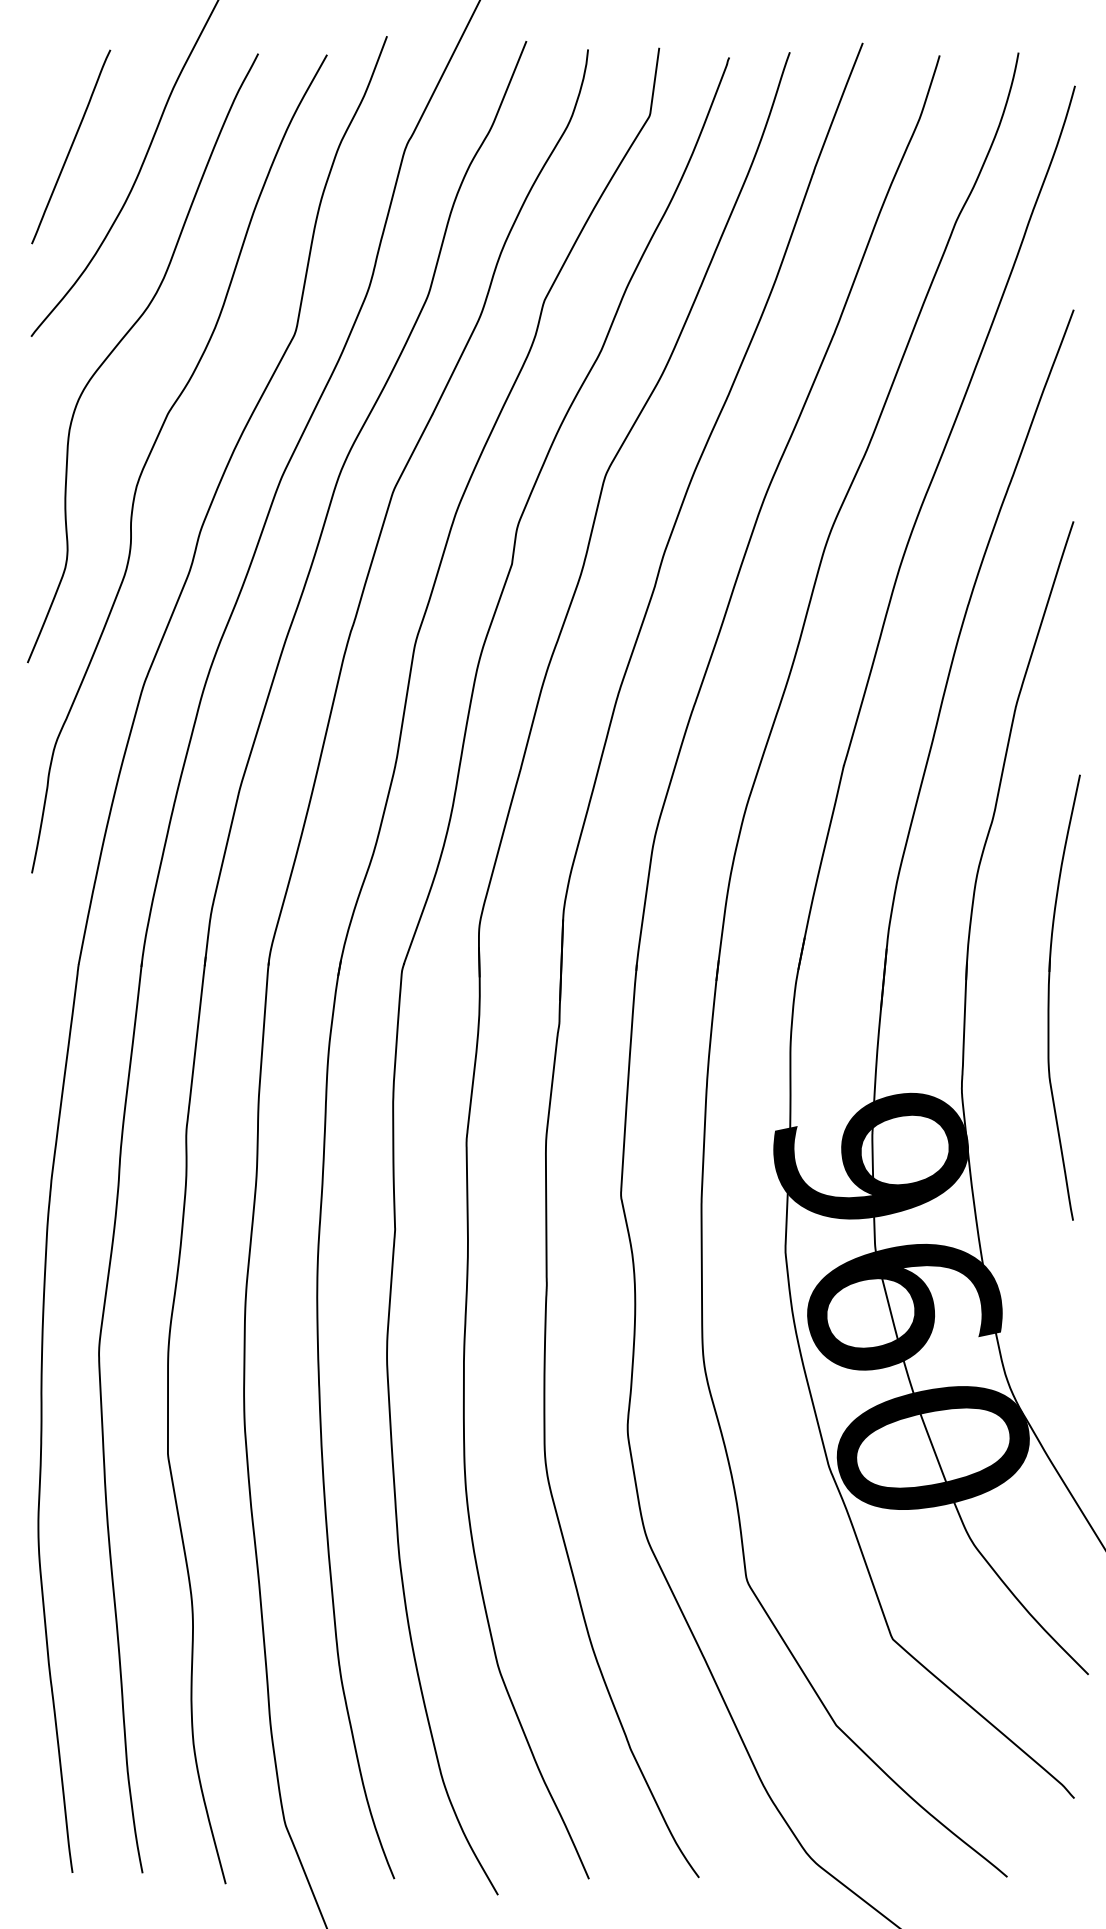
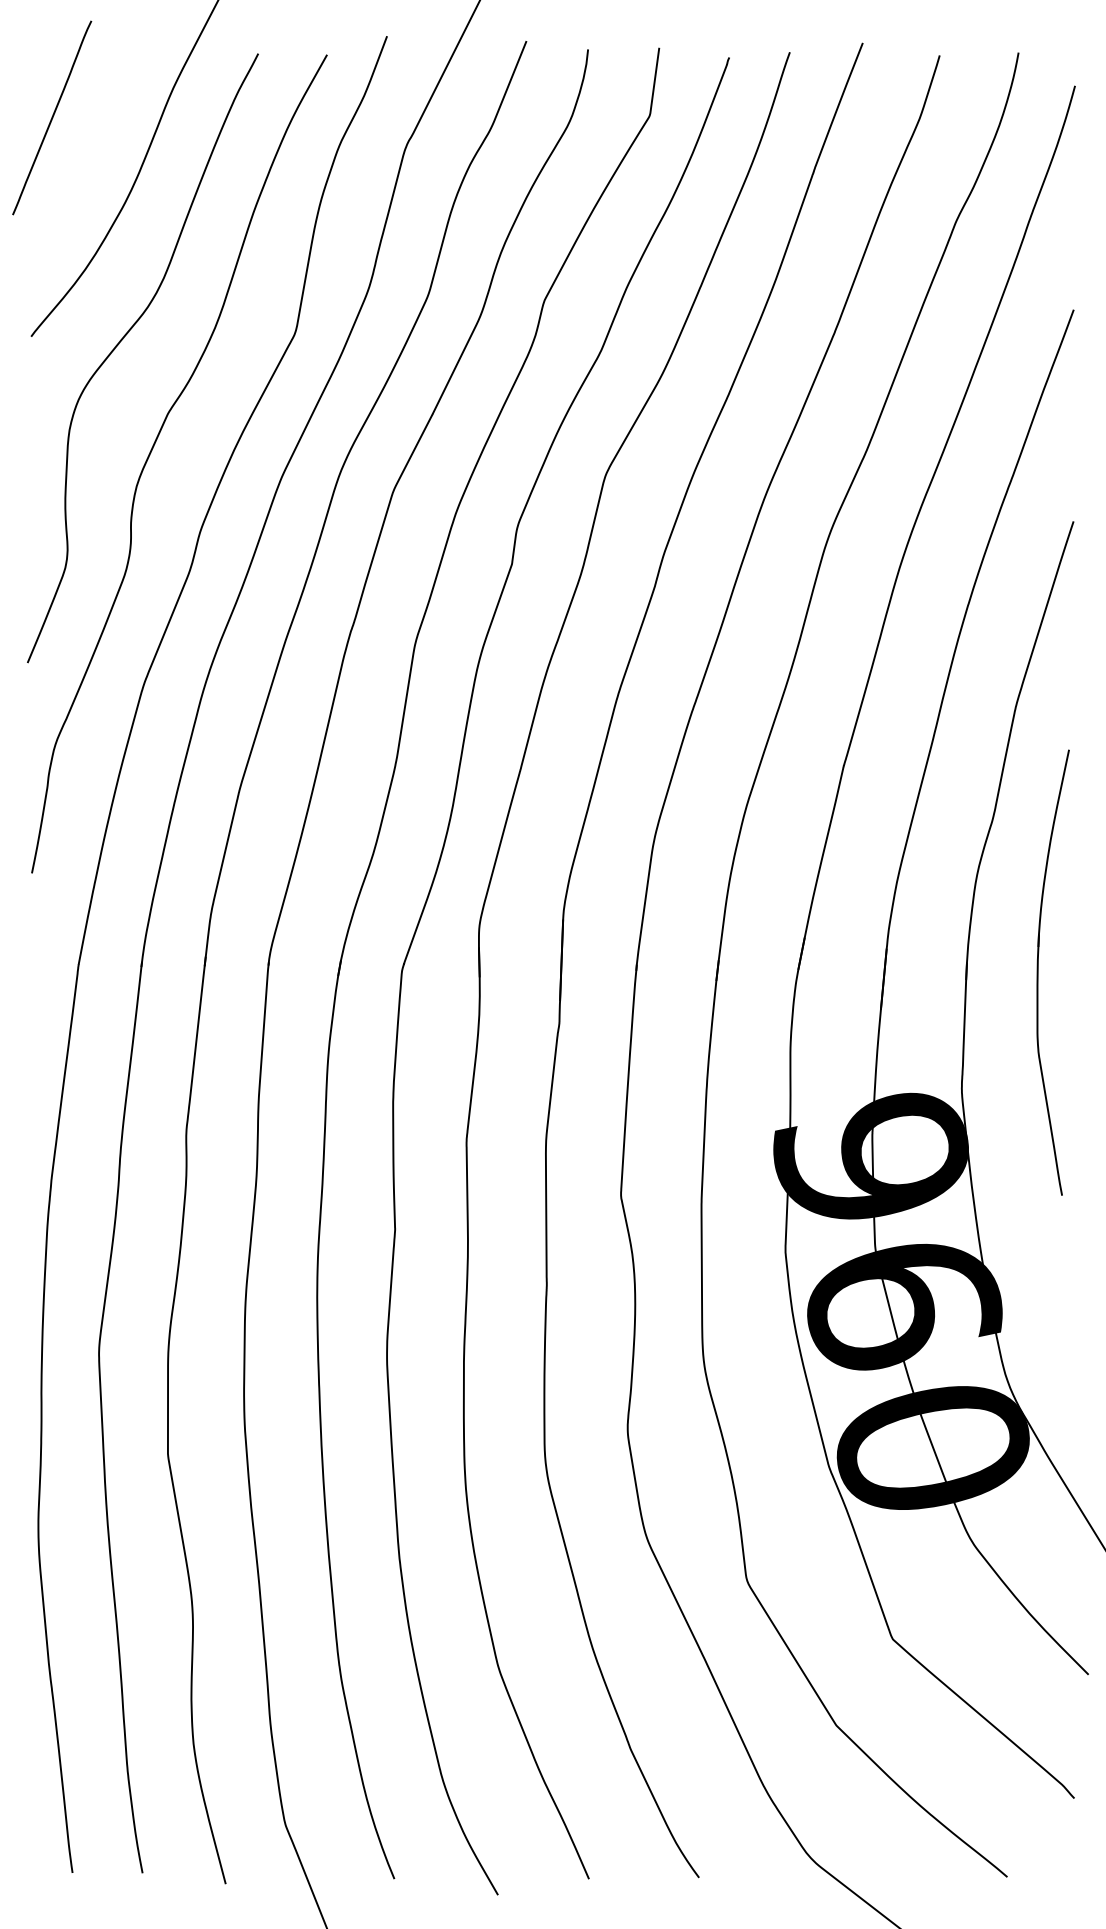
line position: (71, 146) -> (52, 117) (52, 117)
part position: (1049, 997) -> (1038, 972) (1038, 972)
